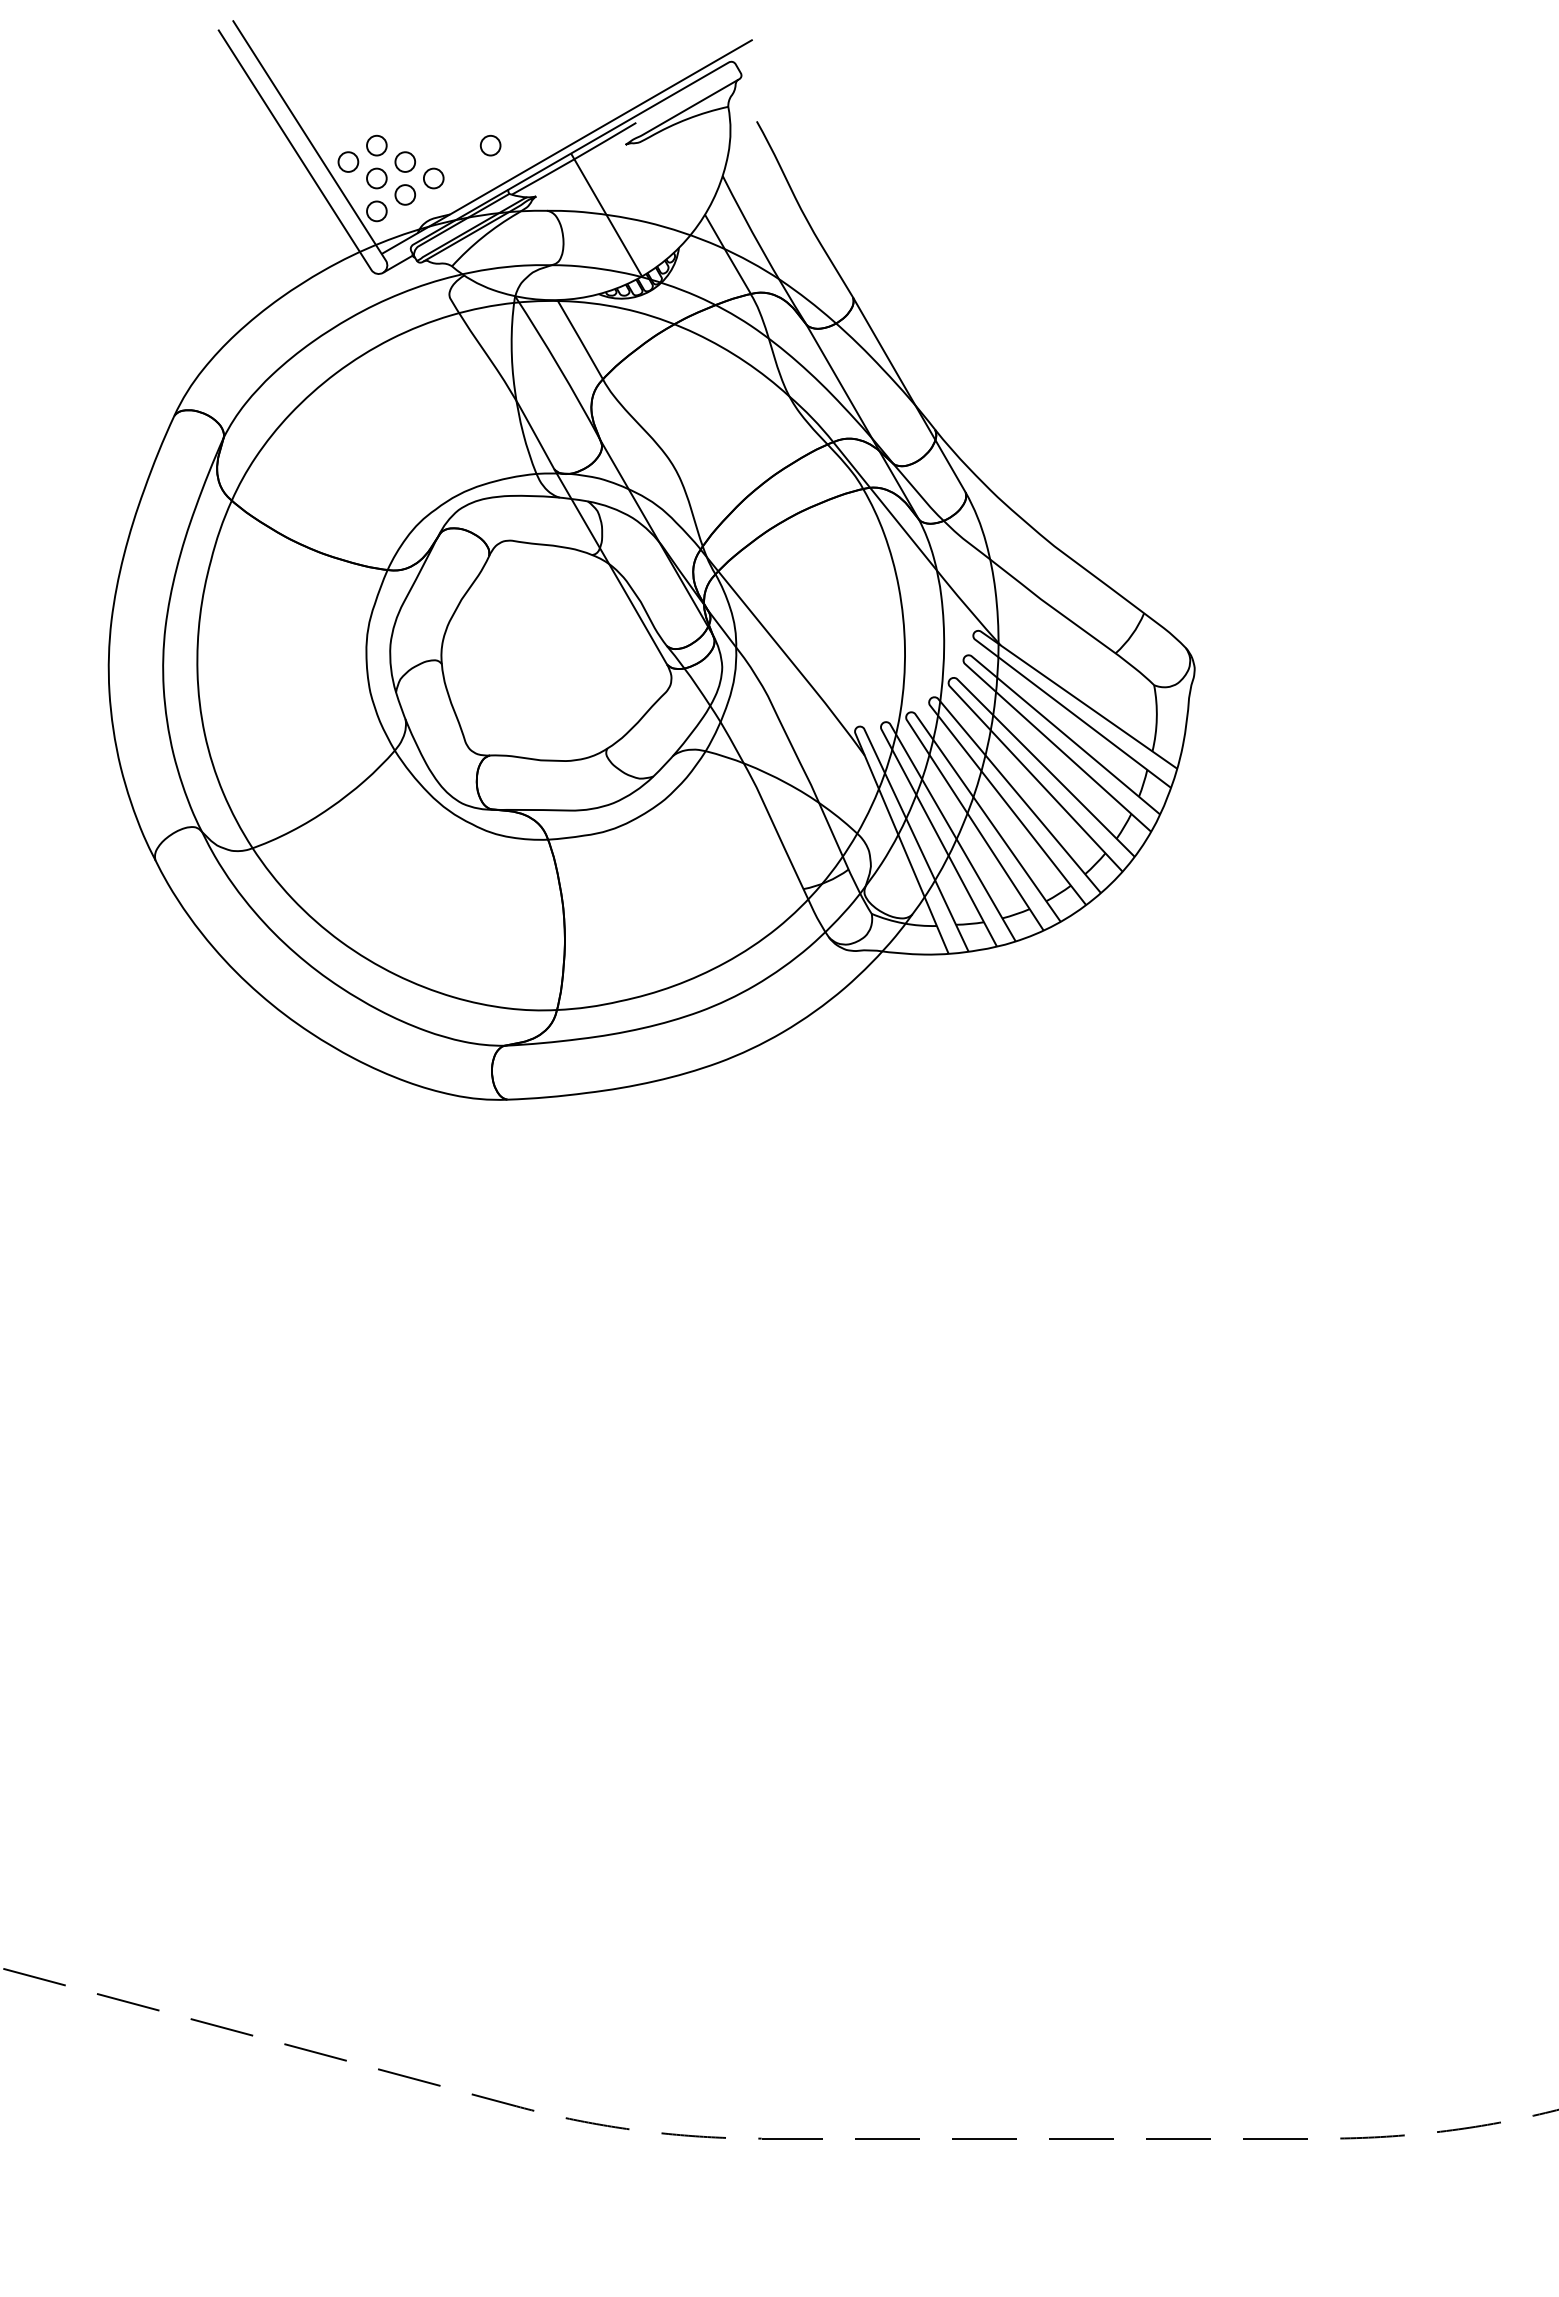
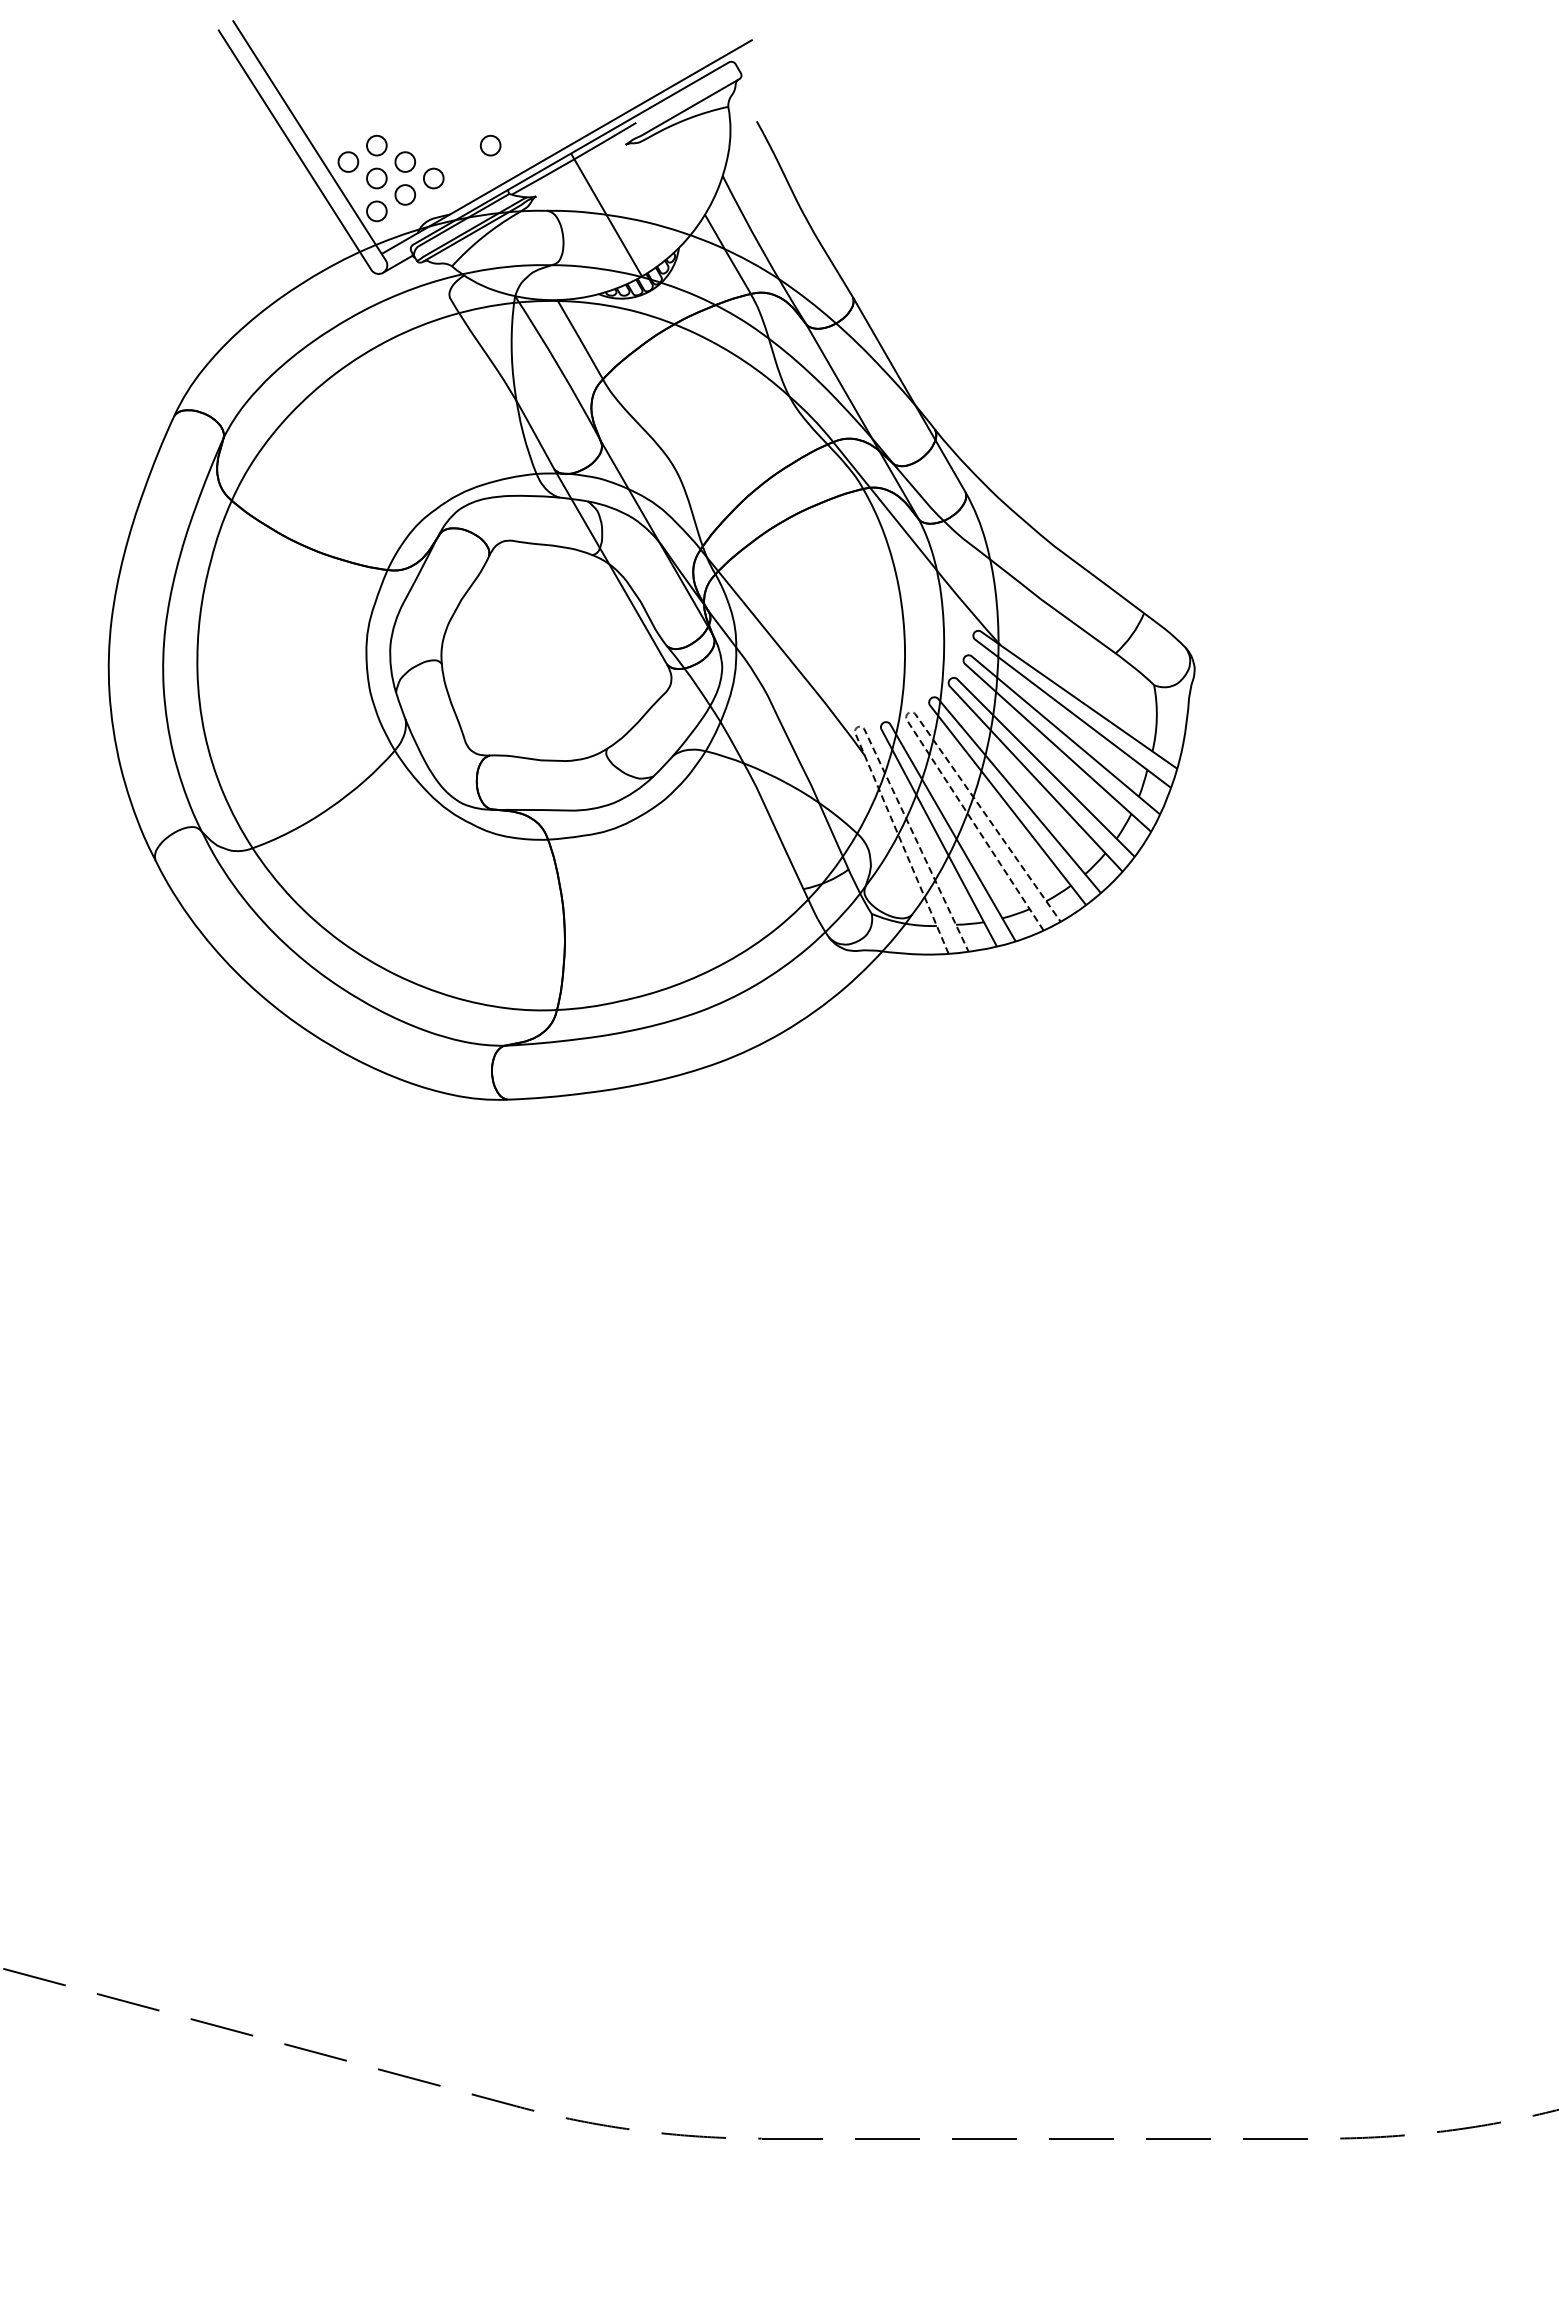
line: solid -> dashed (909, 712)
line: solid -> dashed (859, 726)
